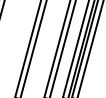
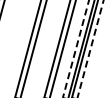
line: solid -> dashed (90, 48)
line: solid -> dashed (75, 49)
